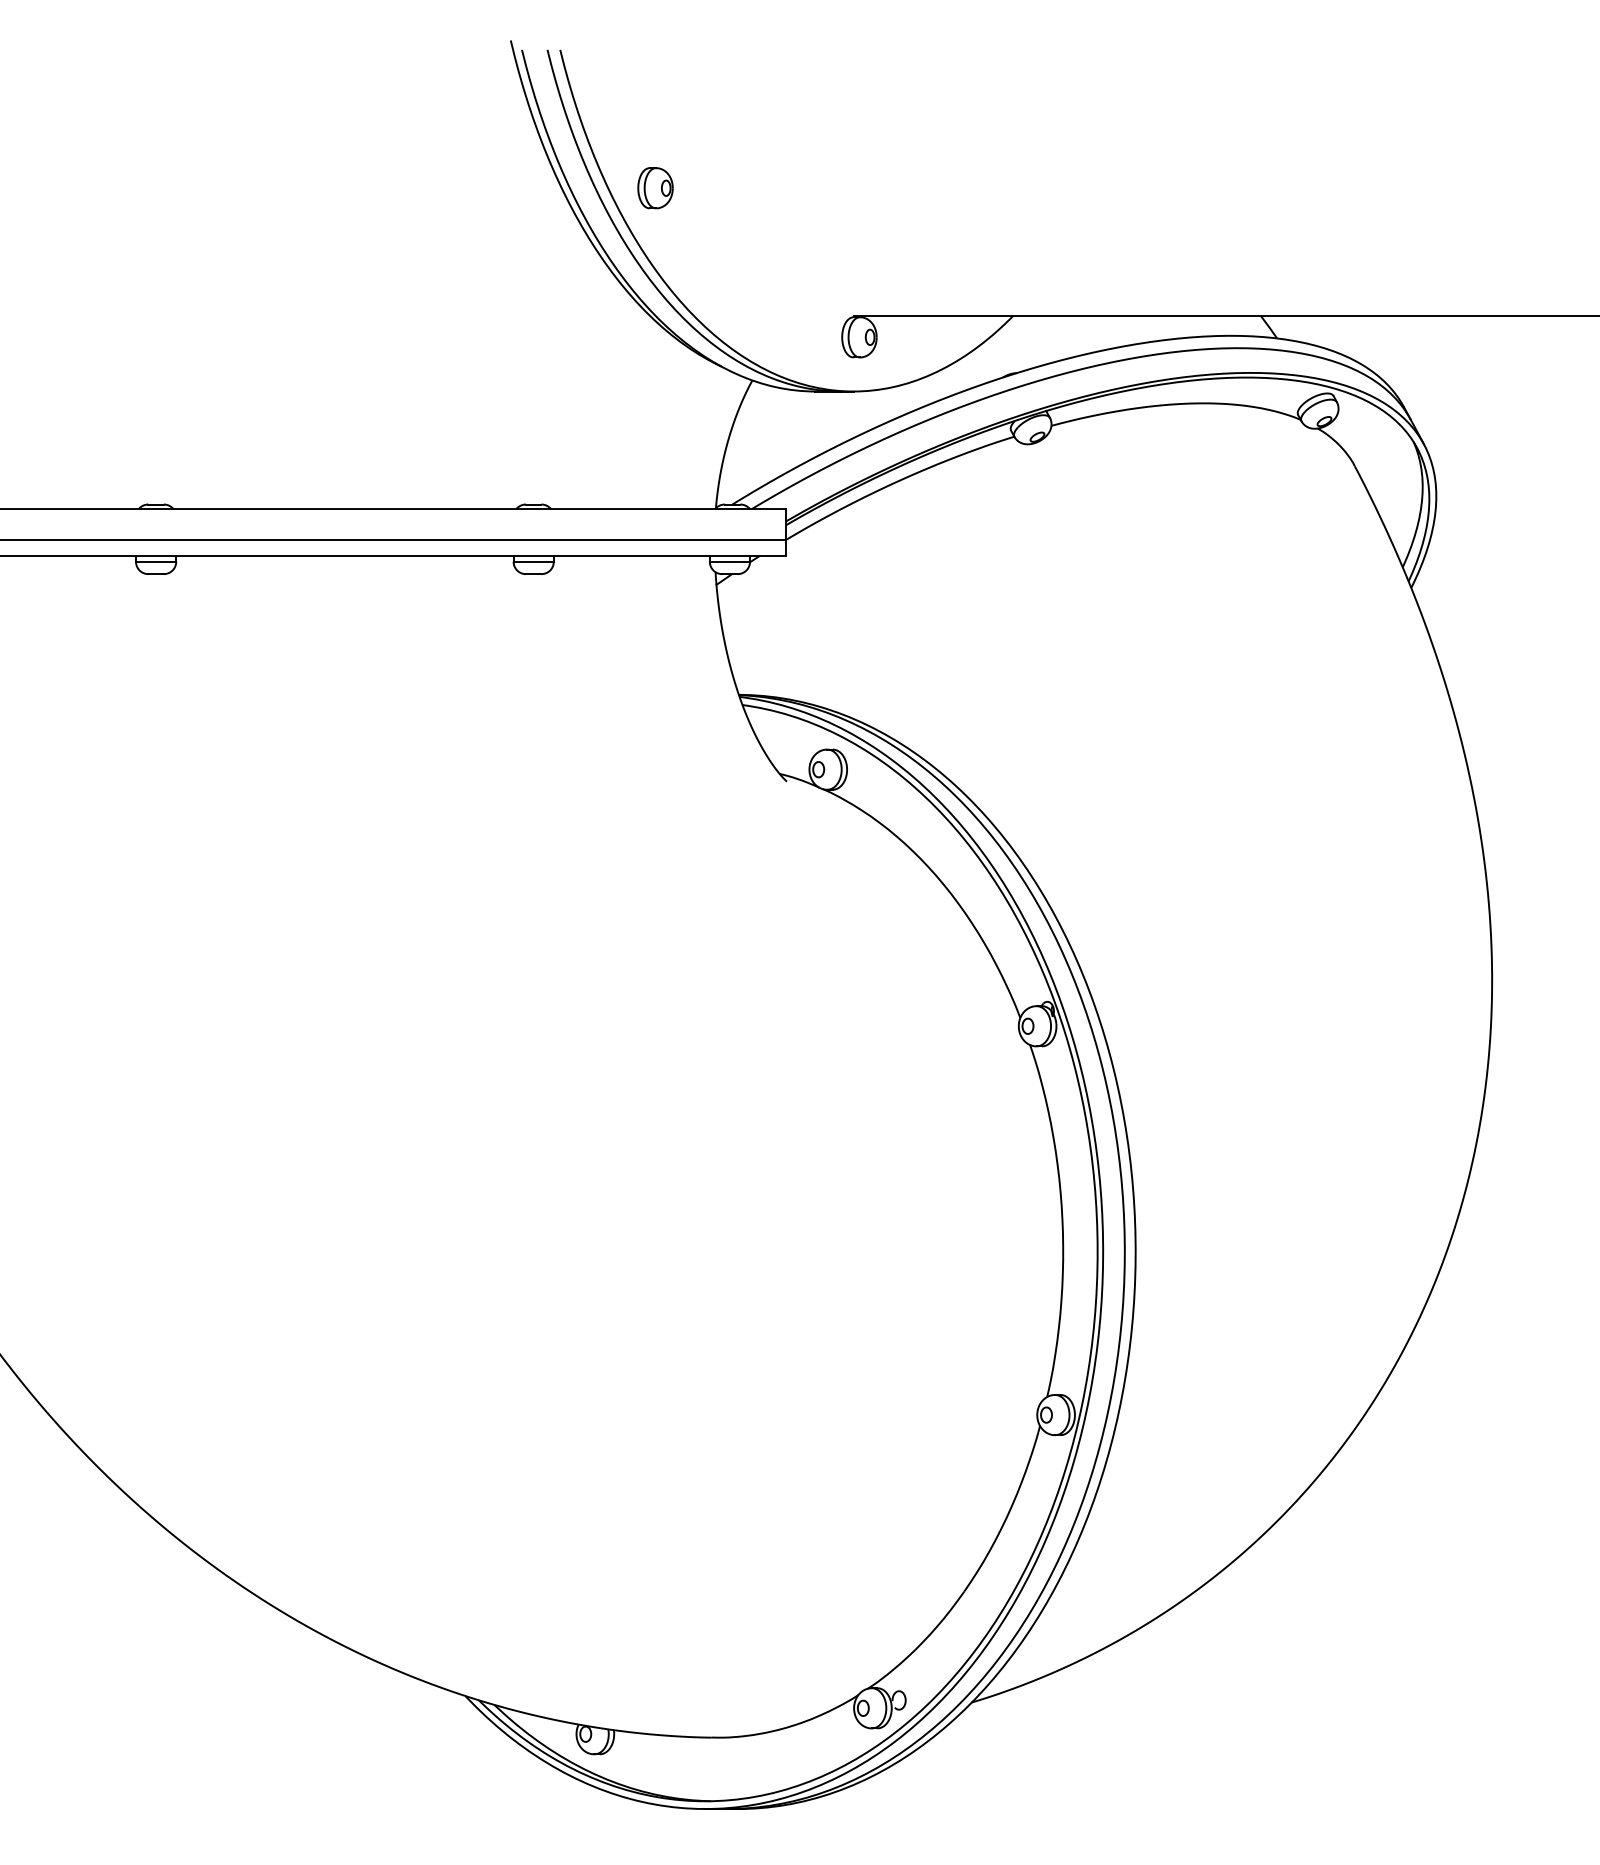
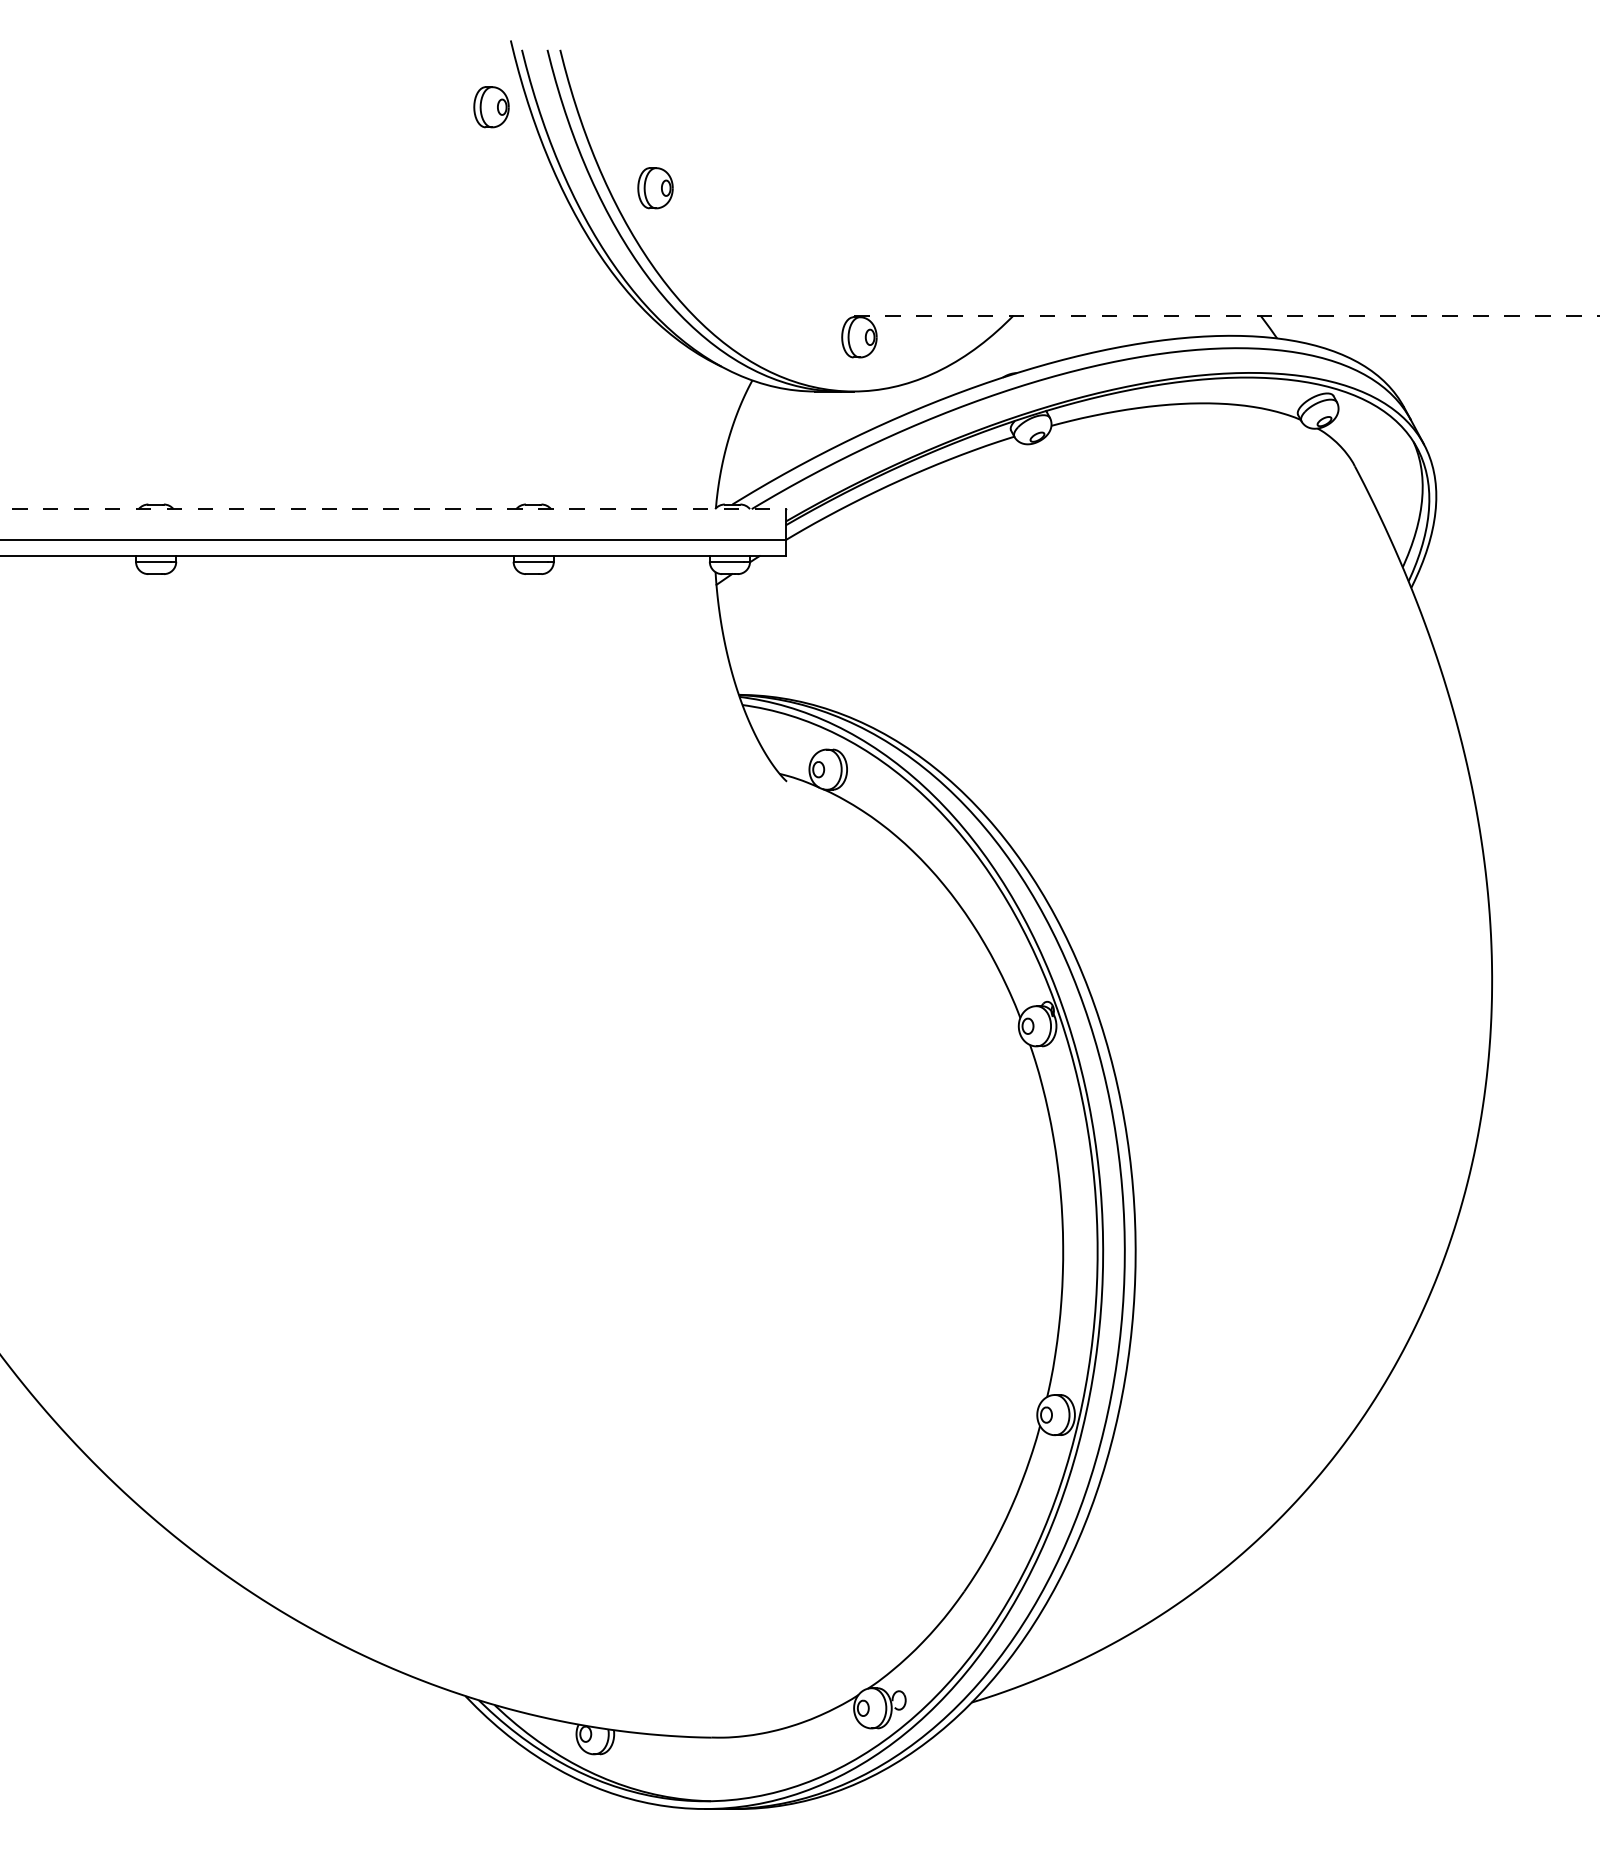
part: none -> present (491, 107)
line: solid -> dashed (1227, 315)
line: solid -> dashed (393, 509)
